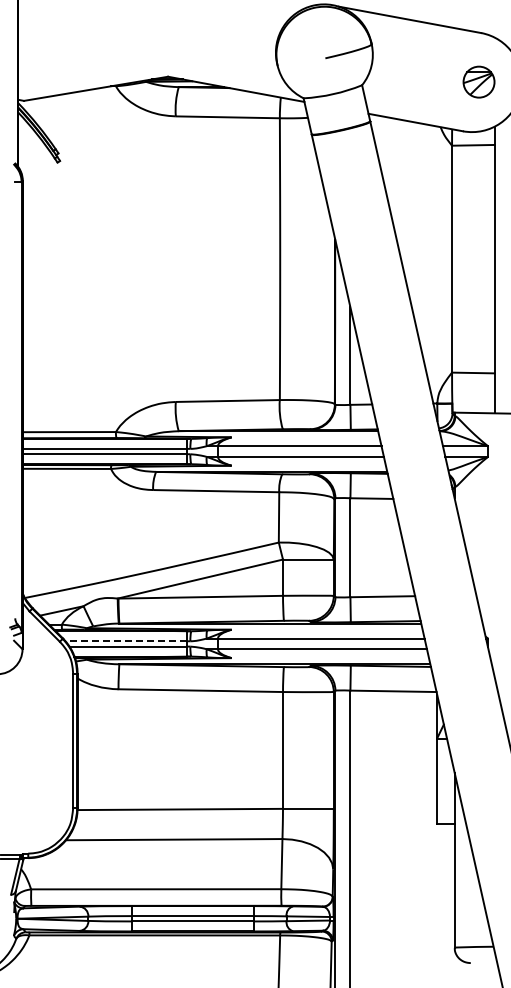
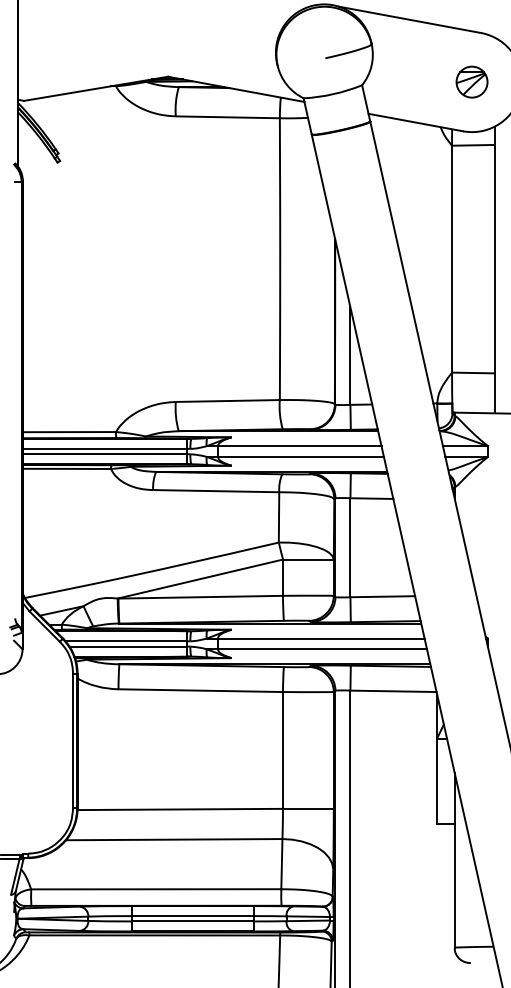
part position: (478, 81) -> (471, 81) (471, 81)
line: dashed -> solid (125, 641)
